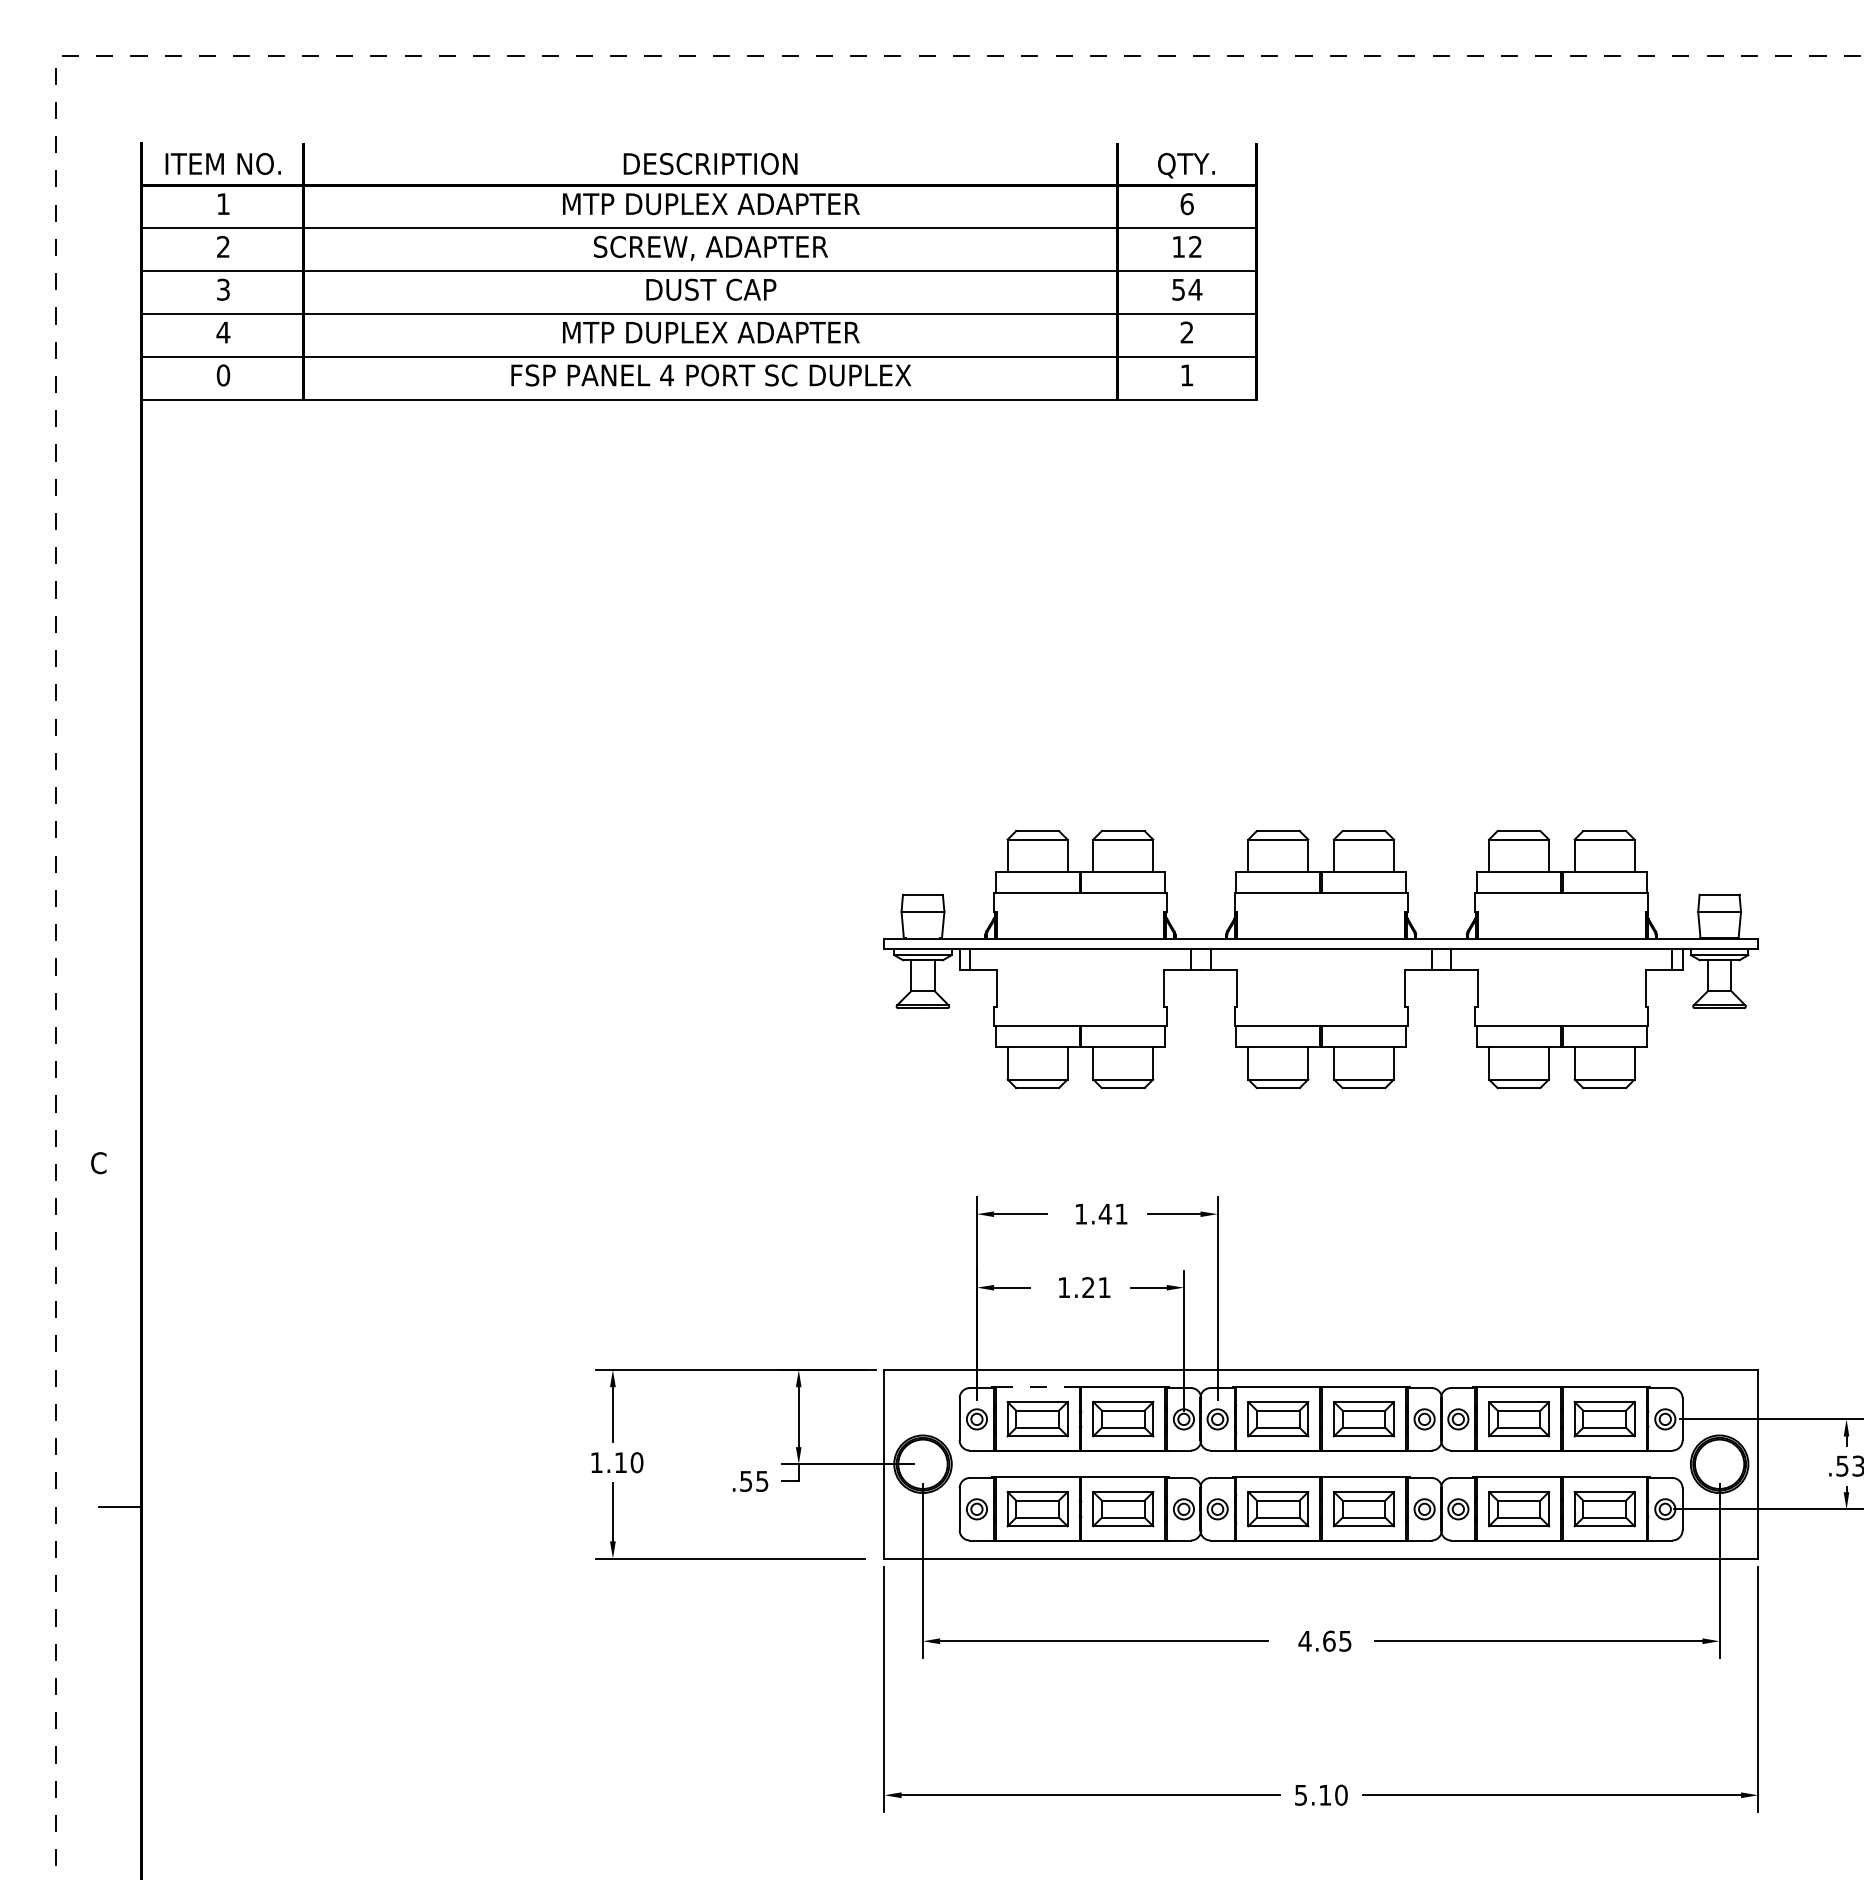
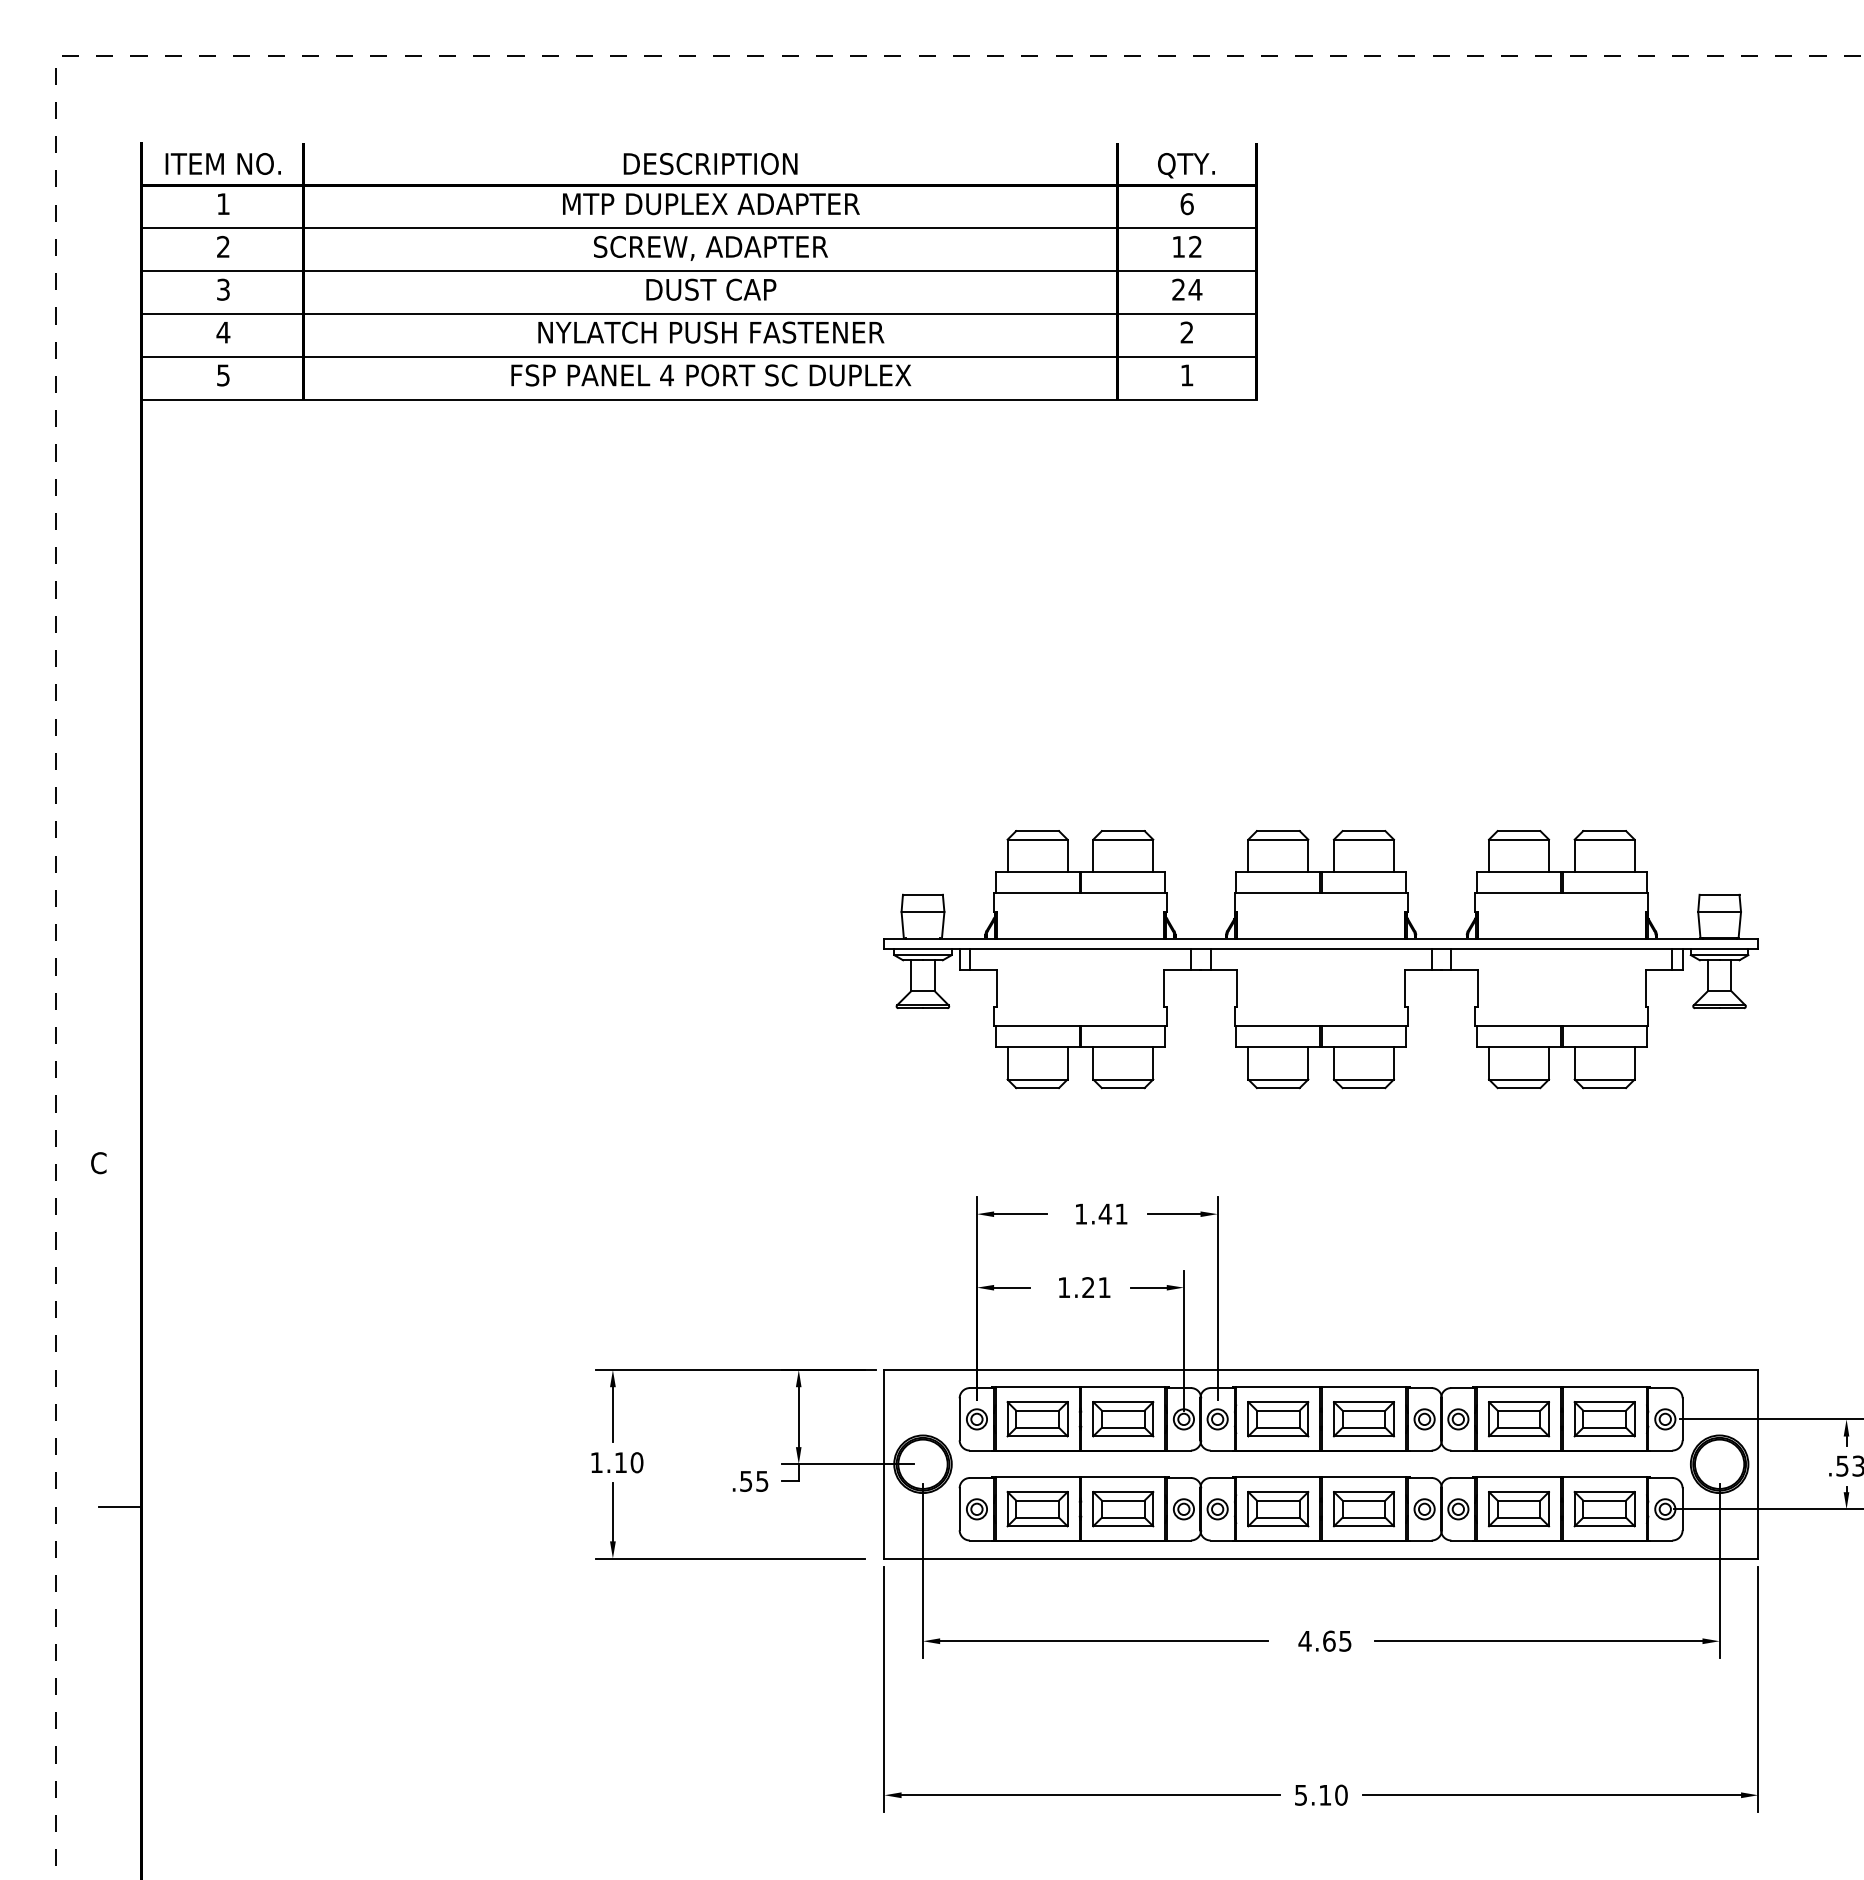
text: 54 -> 24 (1178, 289)
text: MTP DUPLEX ADAPTER -> NYLATCH PUSH FASTENER (711, 332)
text: 0 -> 5 (223, 375)
line: dashed -> solid (1037, 1387)
